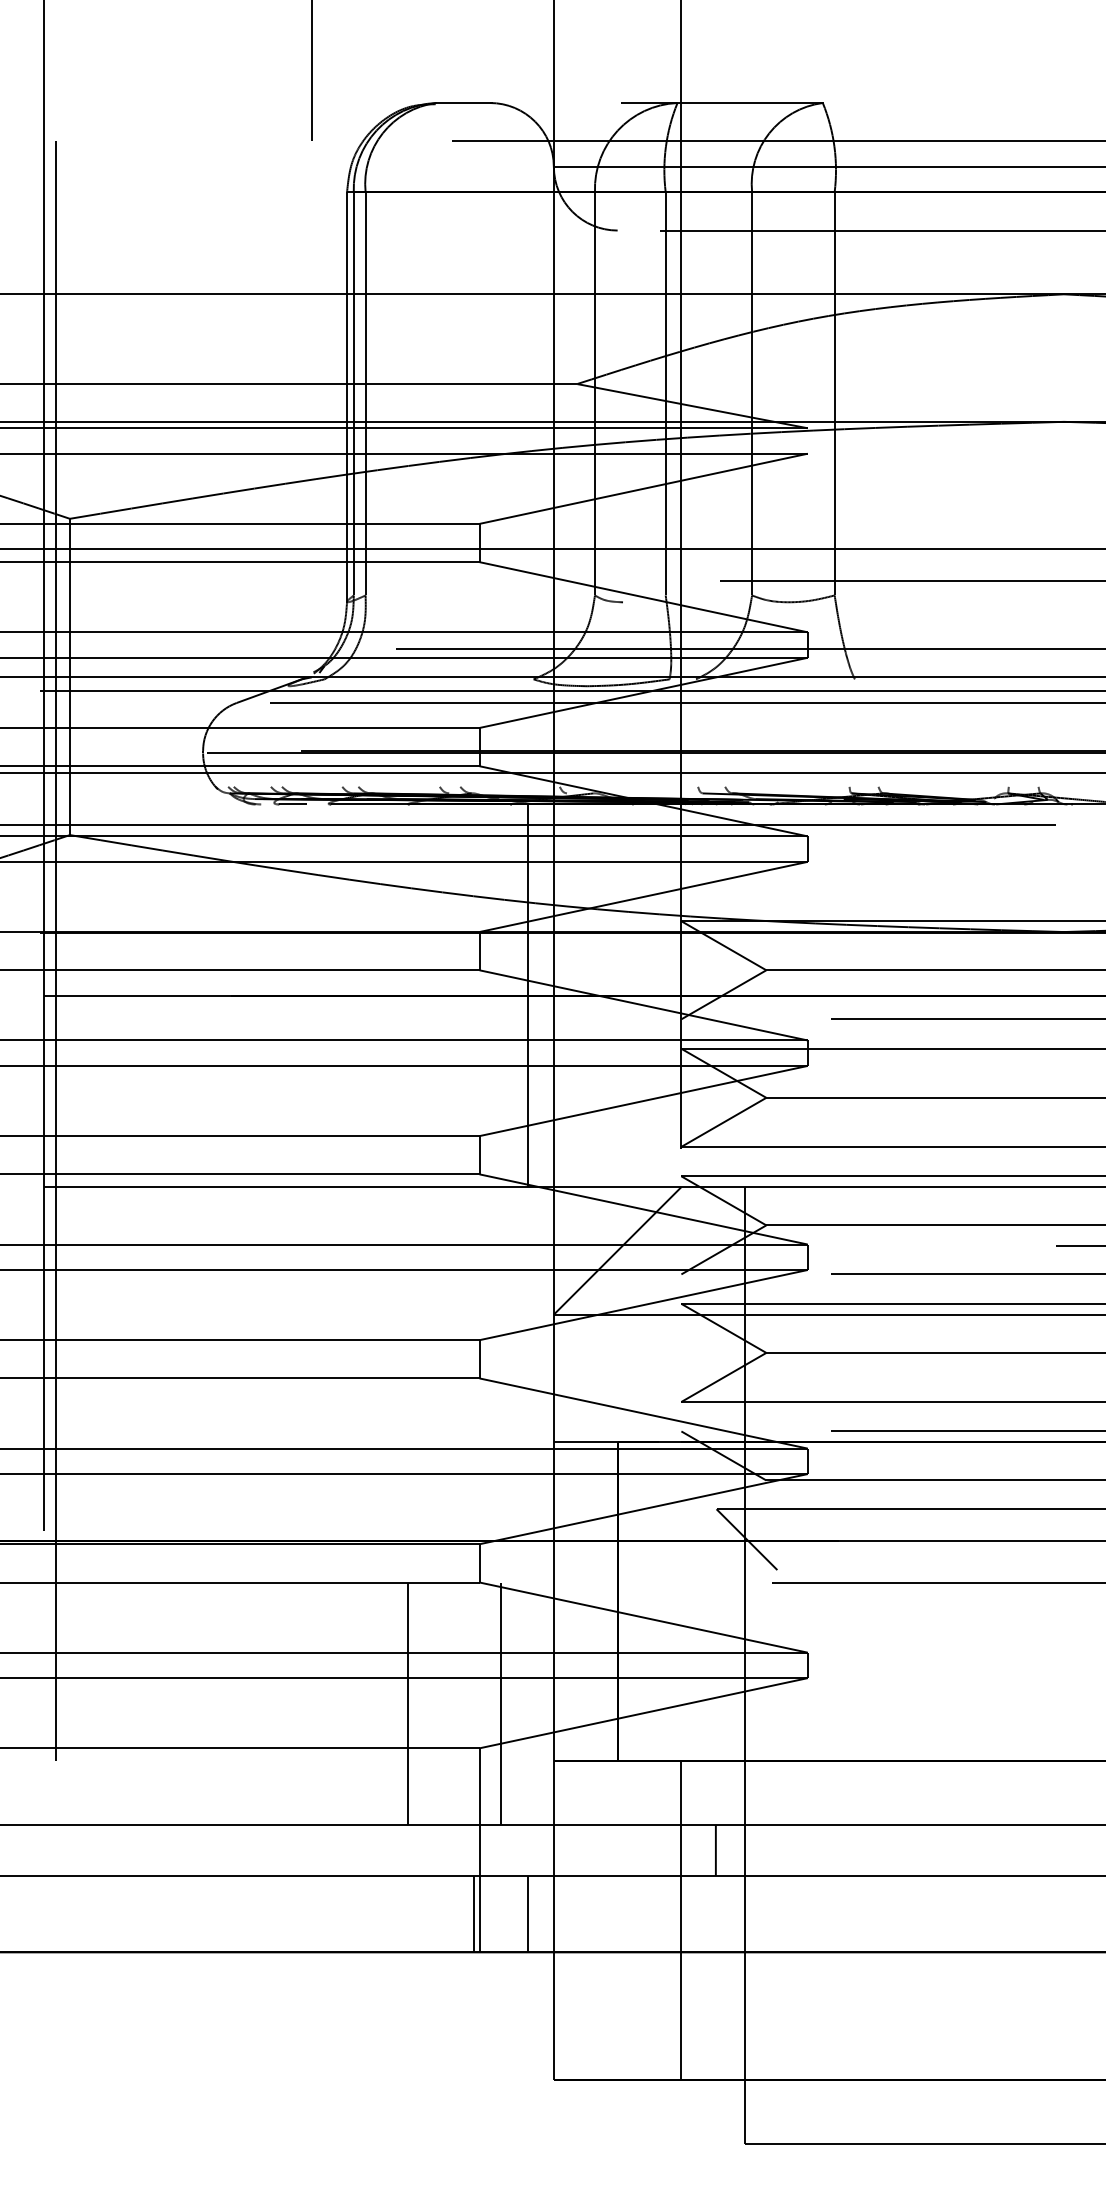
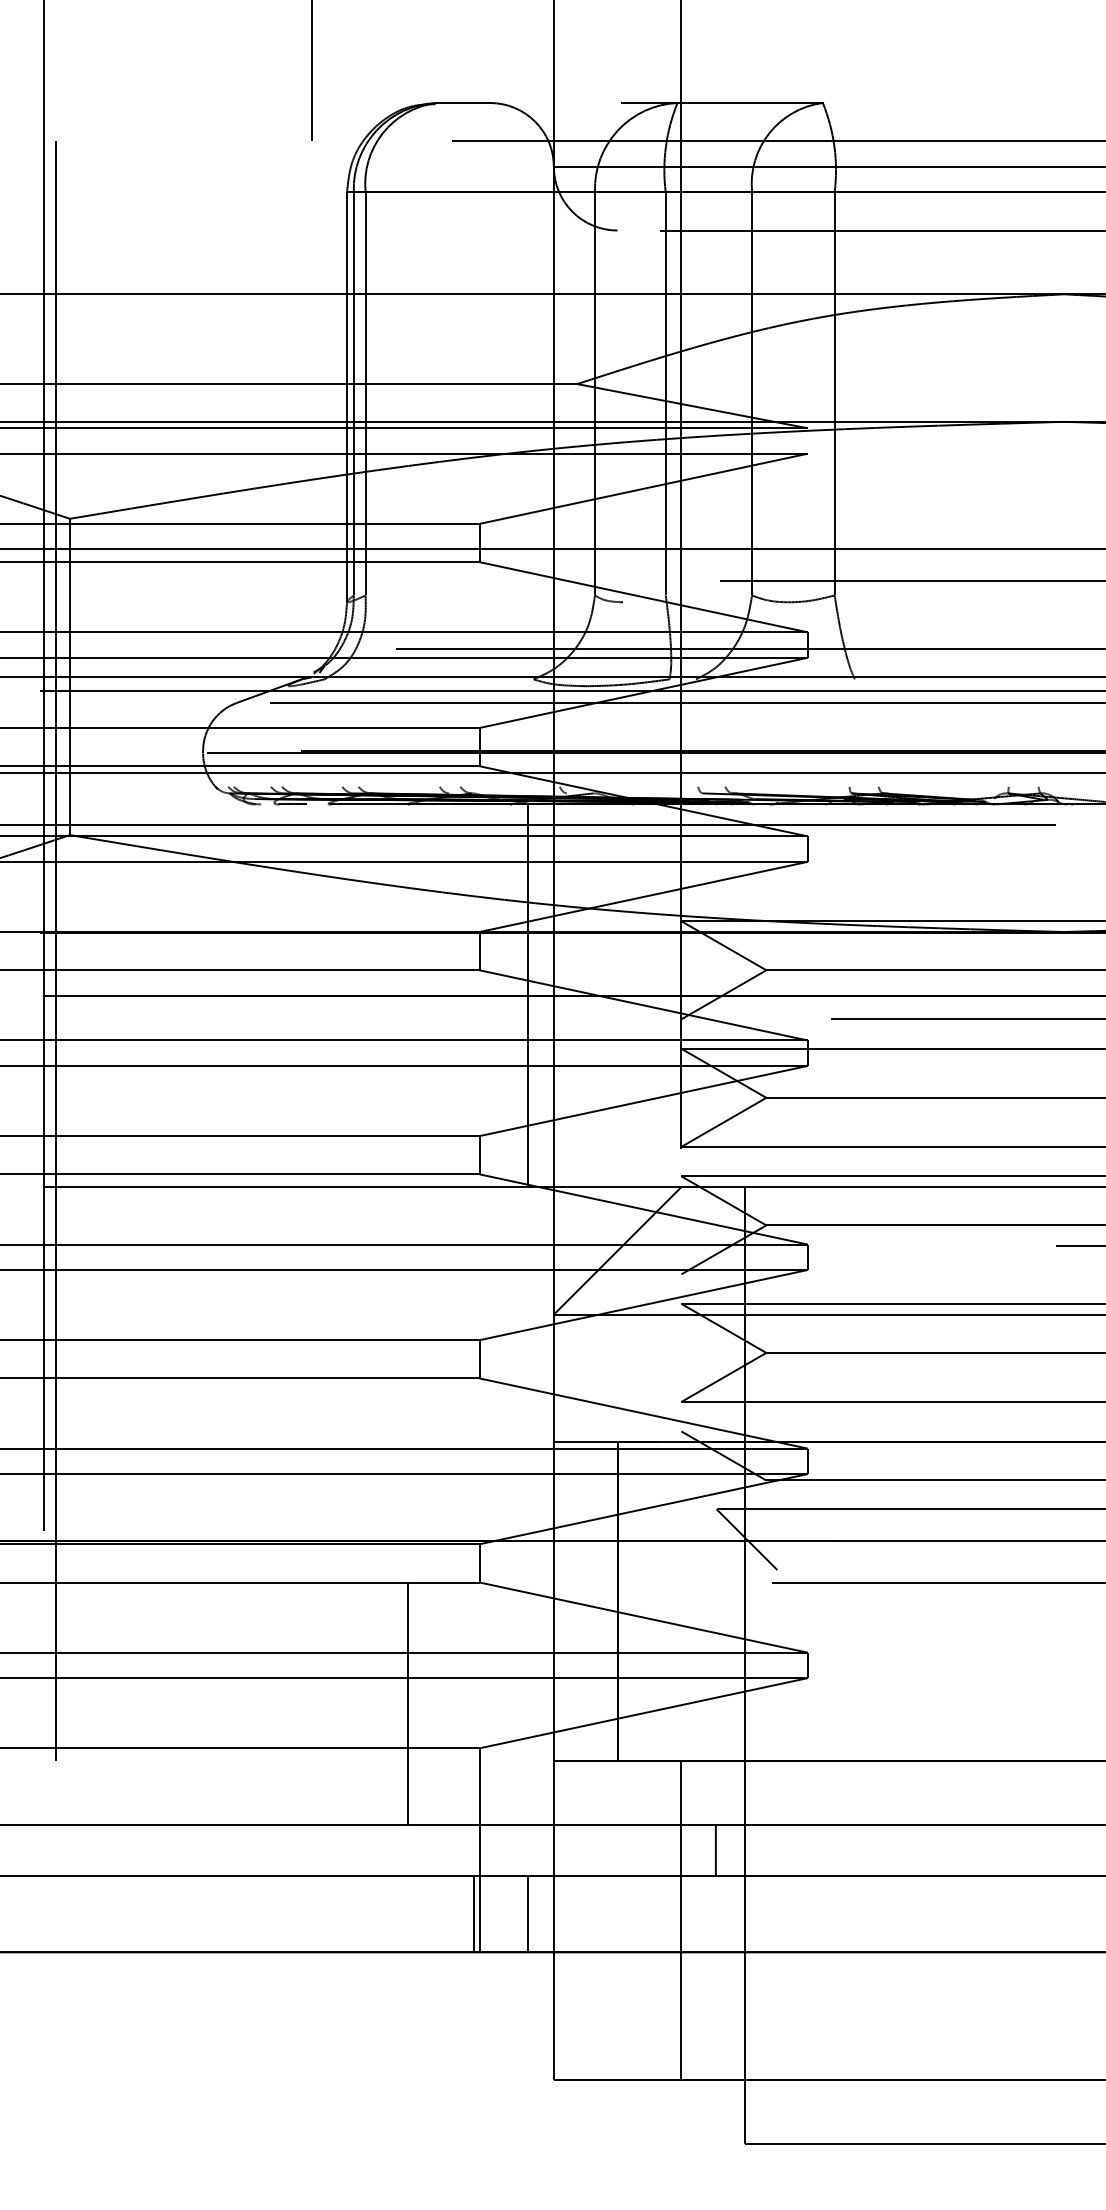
line: present -> none (966, 1274)
line: present -> none (966, 1431)
line: present -> none (500, 1703)
